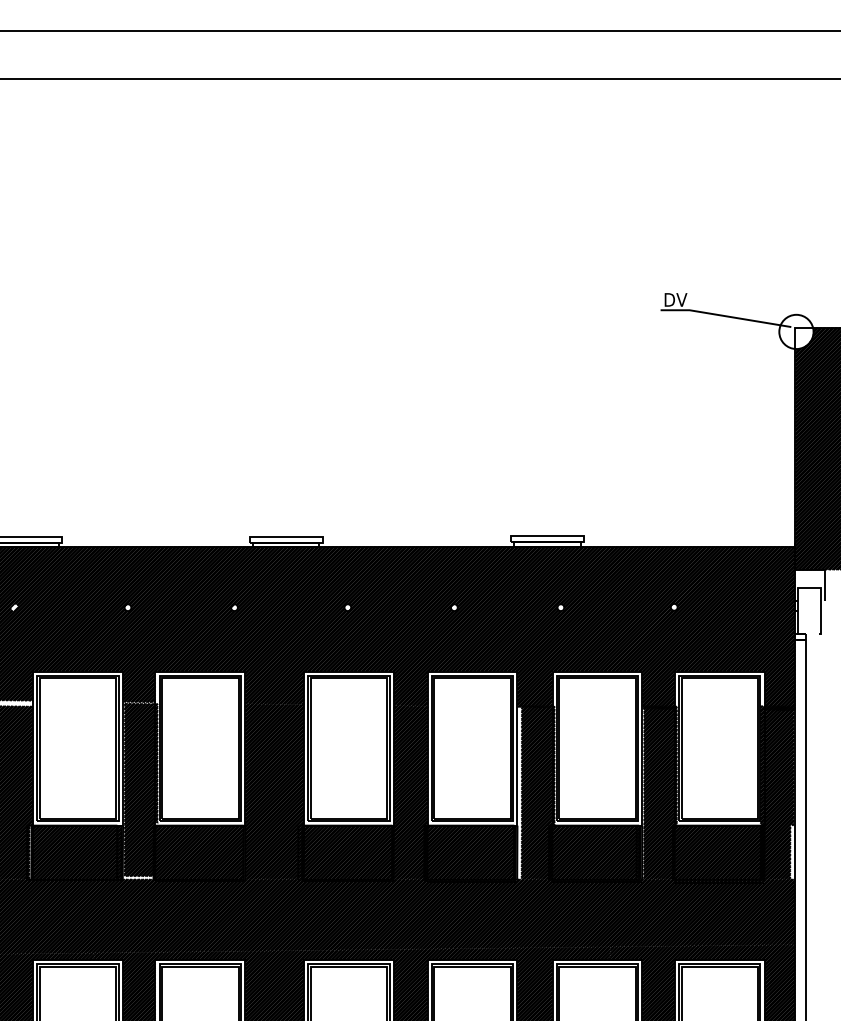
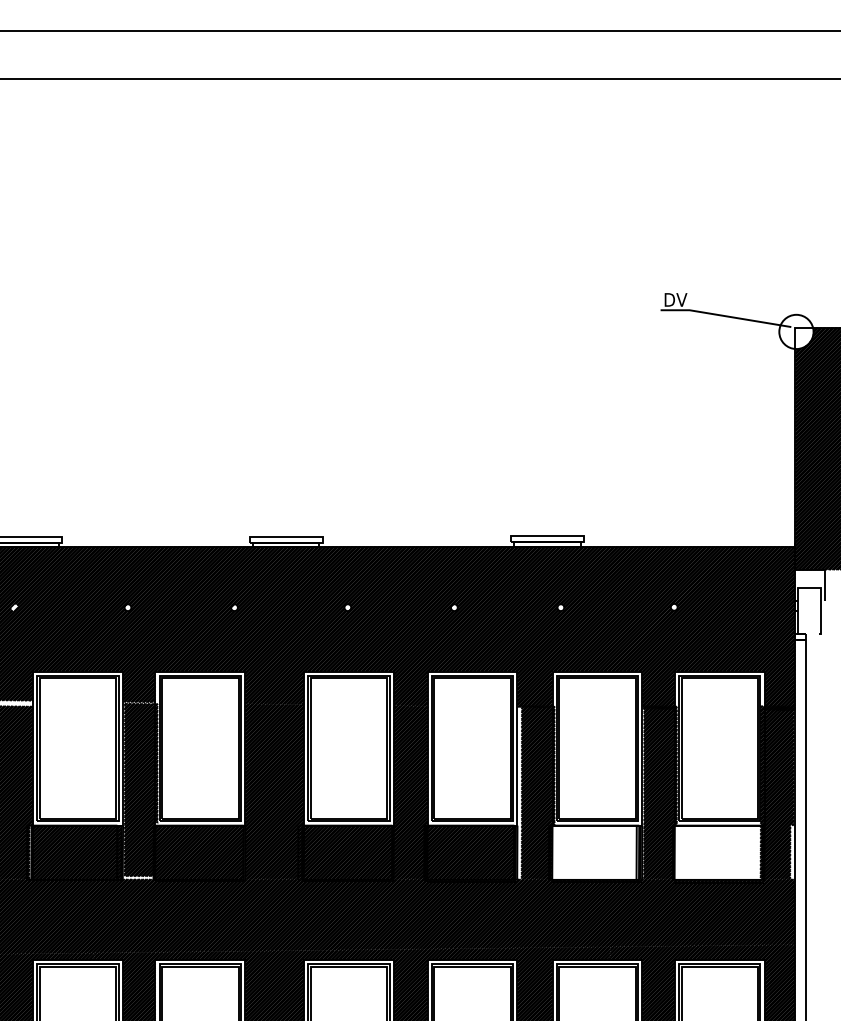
hatch: present -> none (594, 852)
hatch: present -> none (718, 852)
